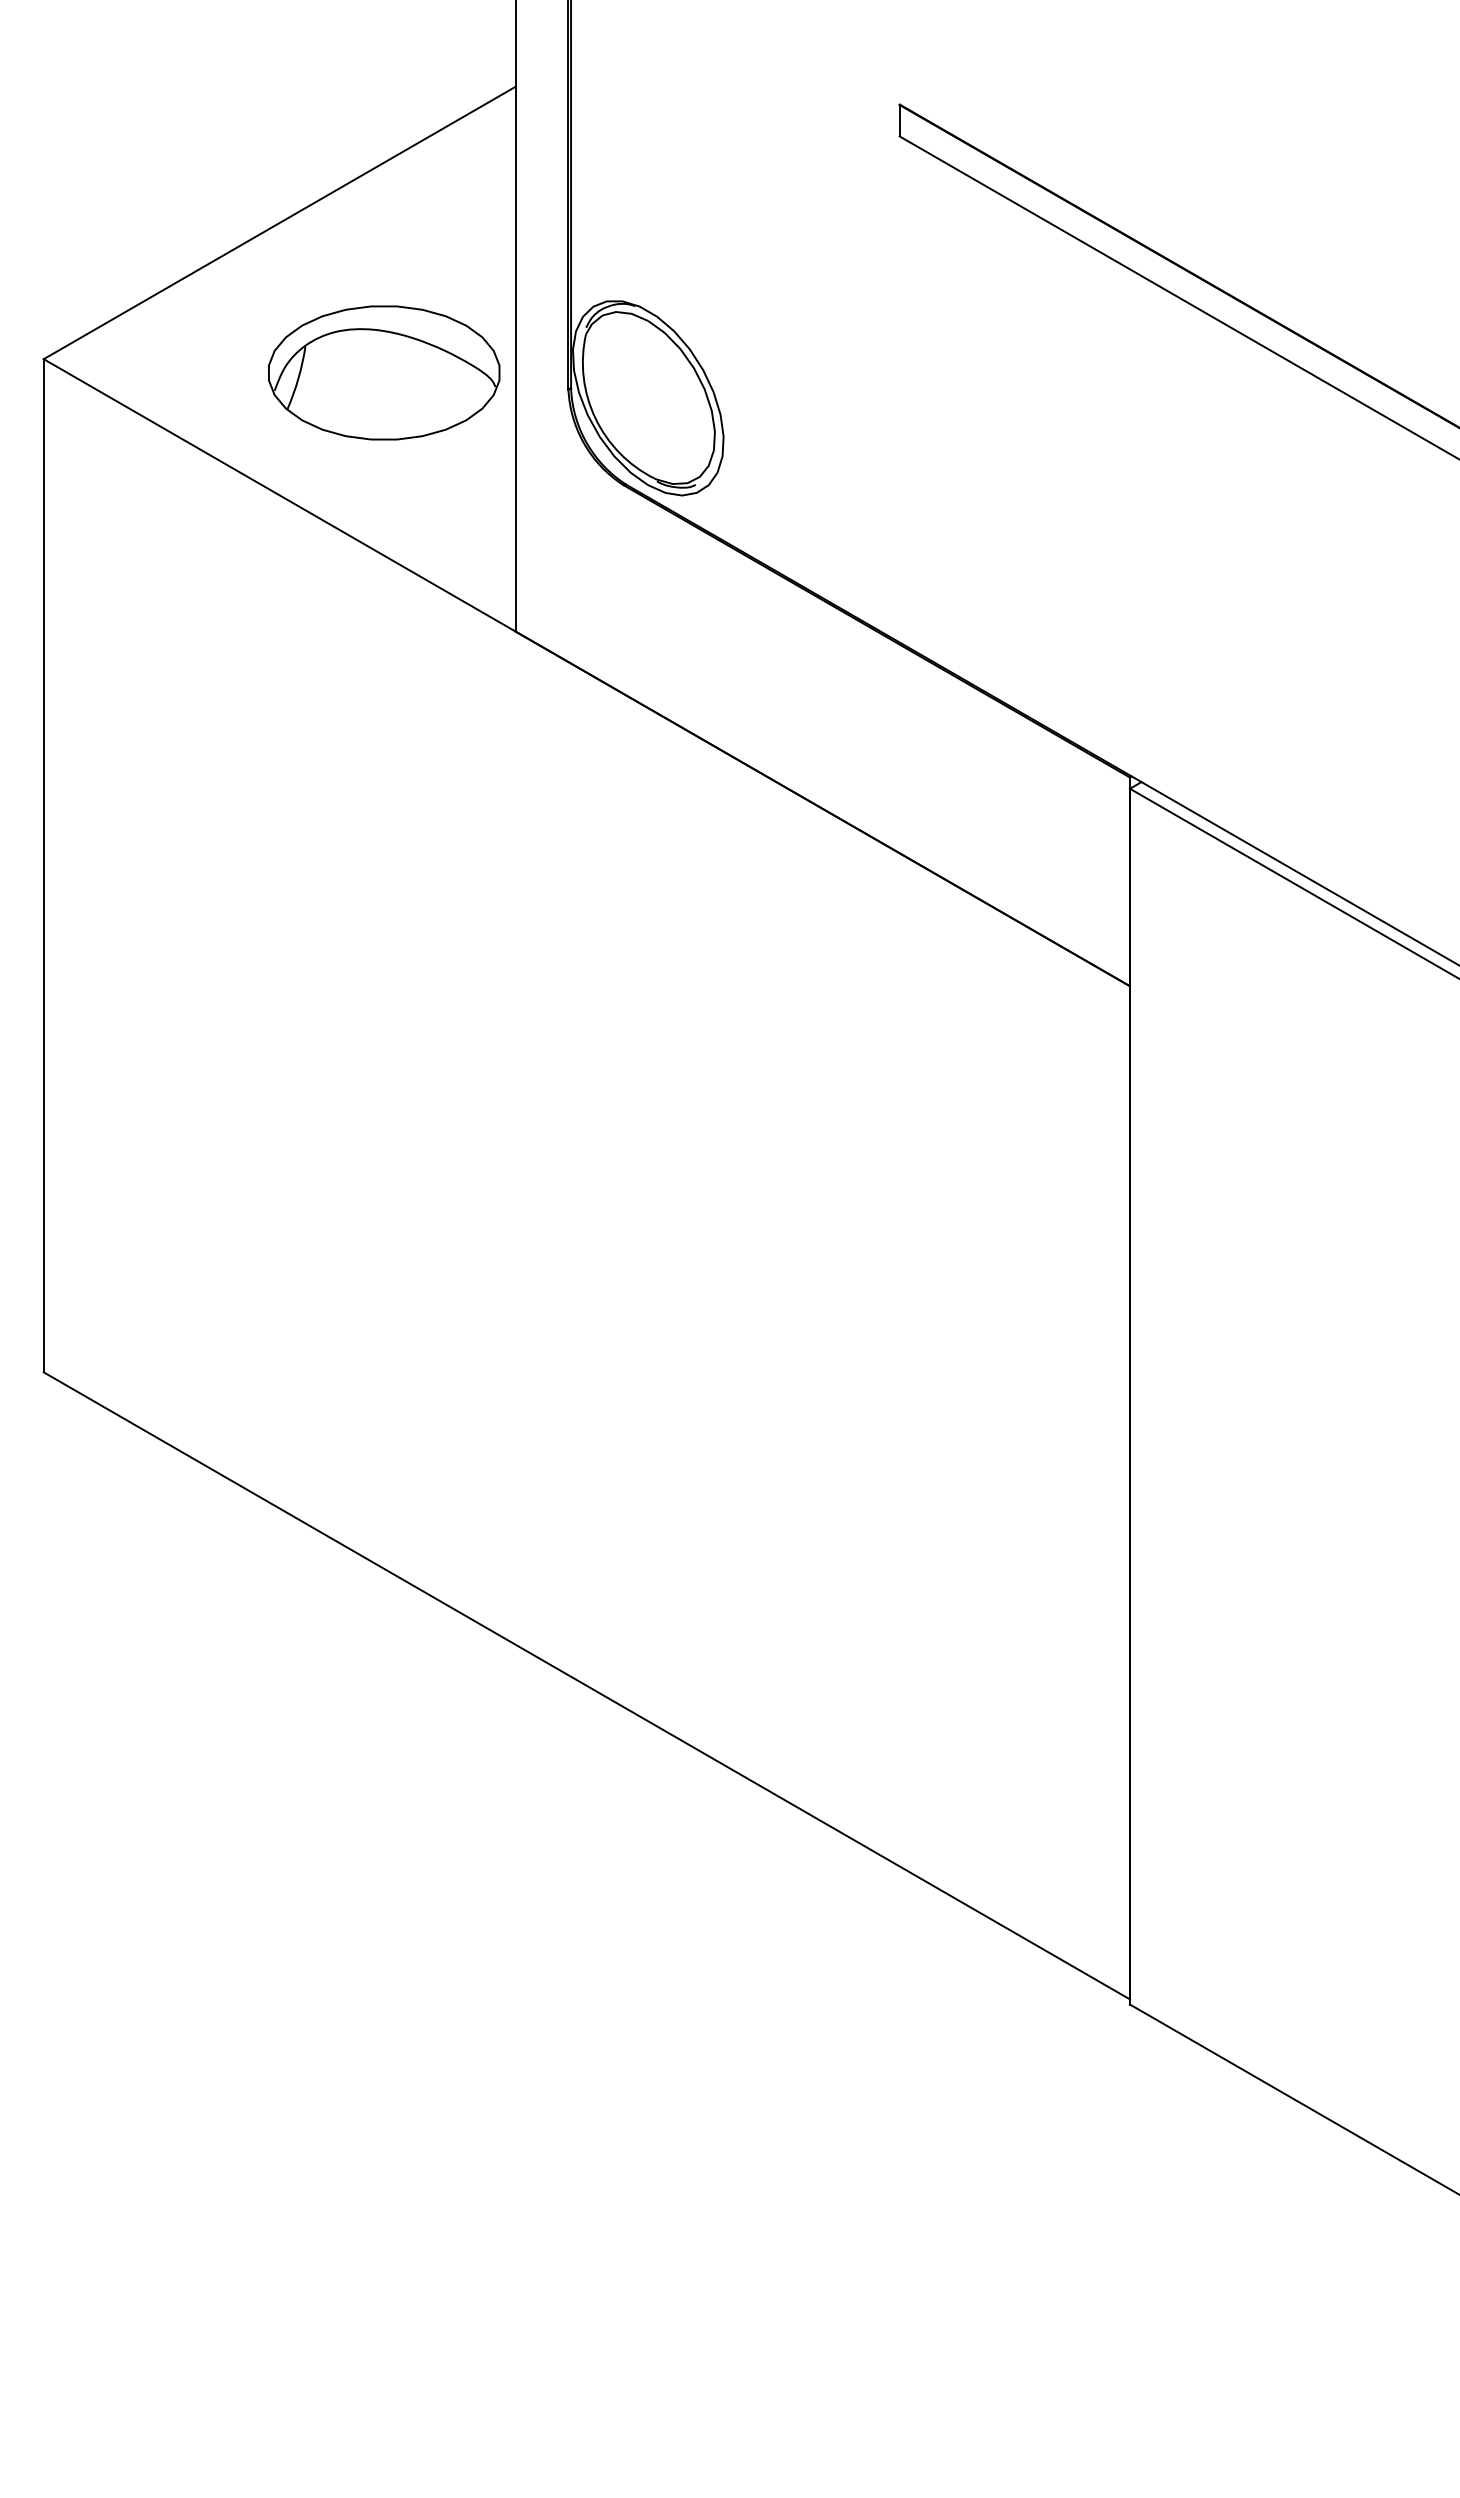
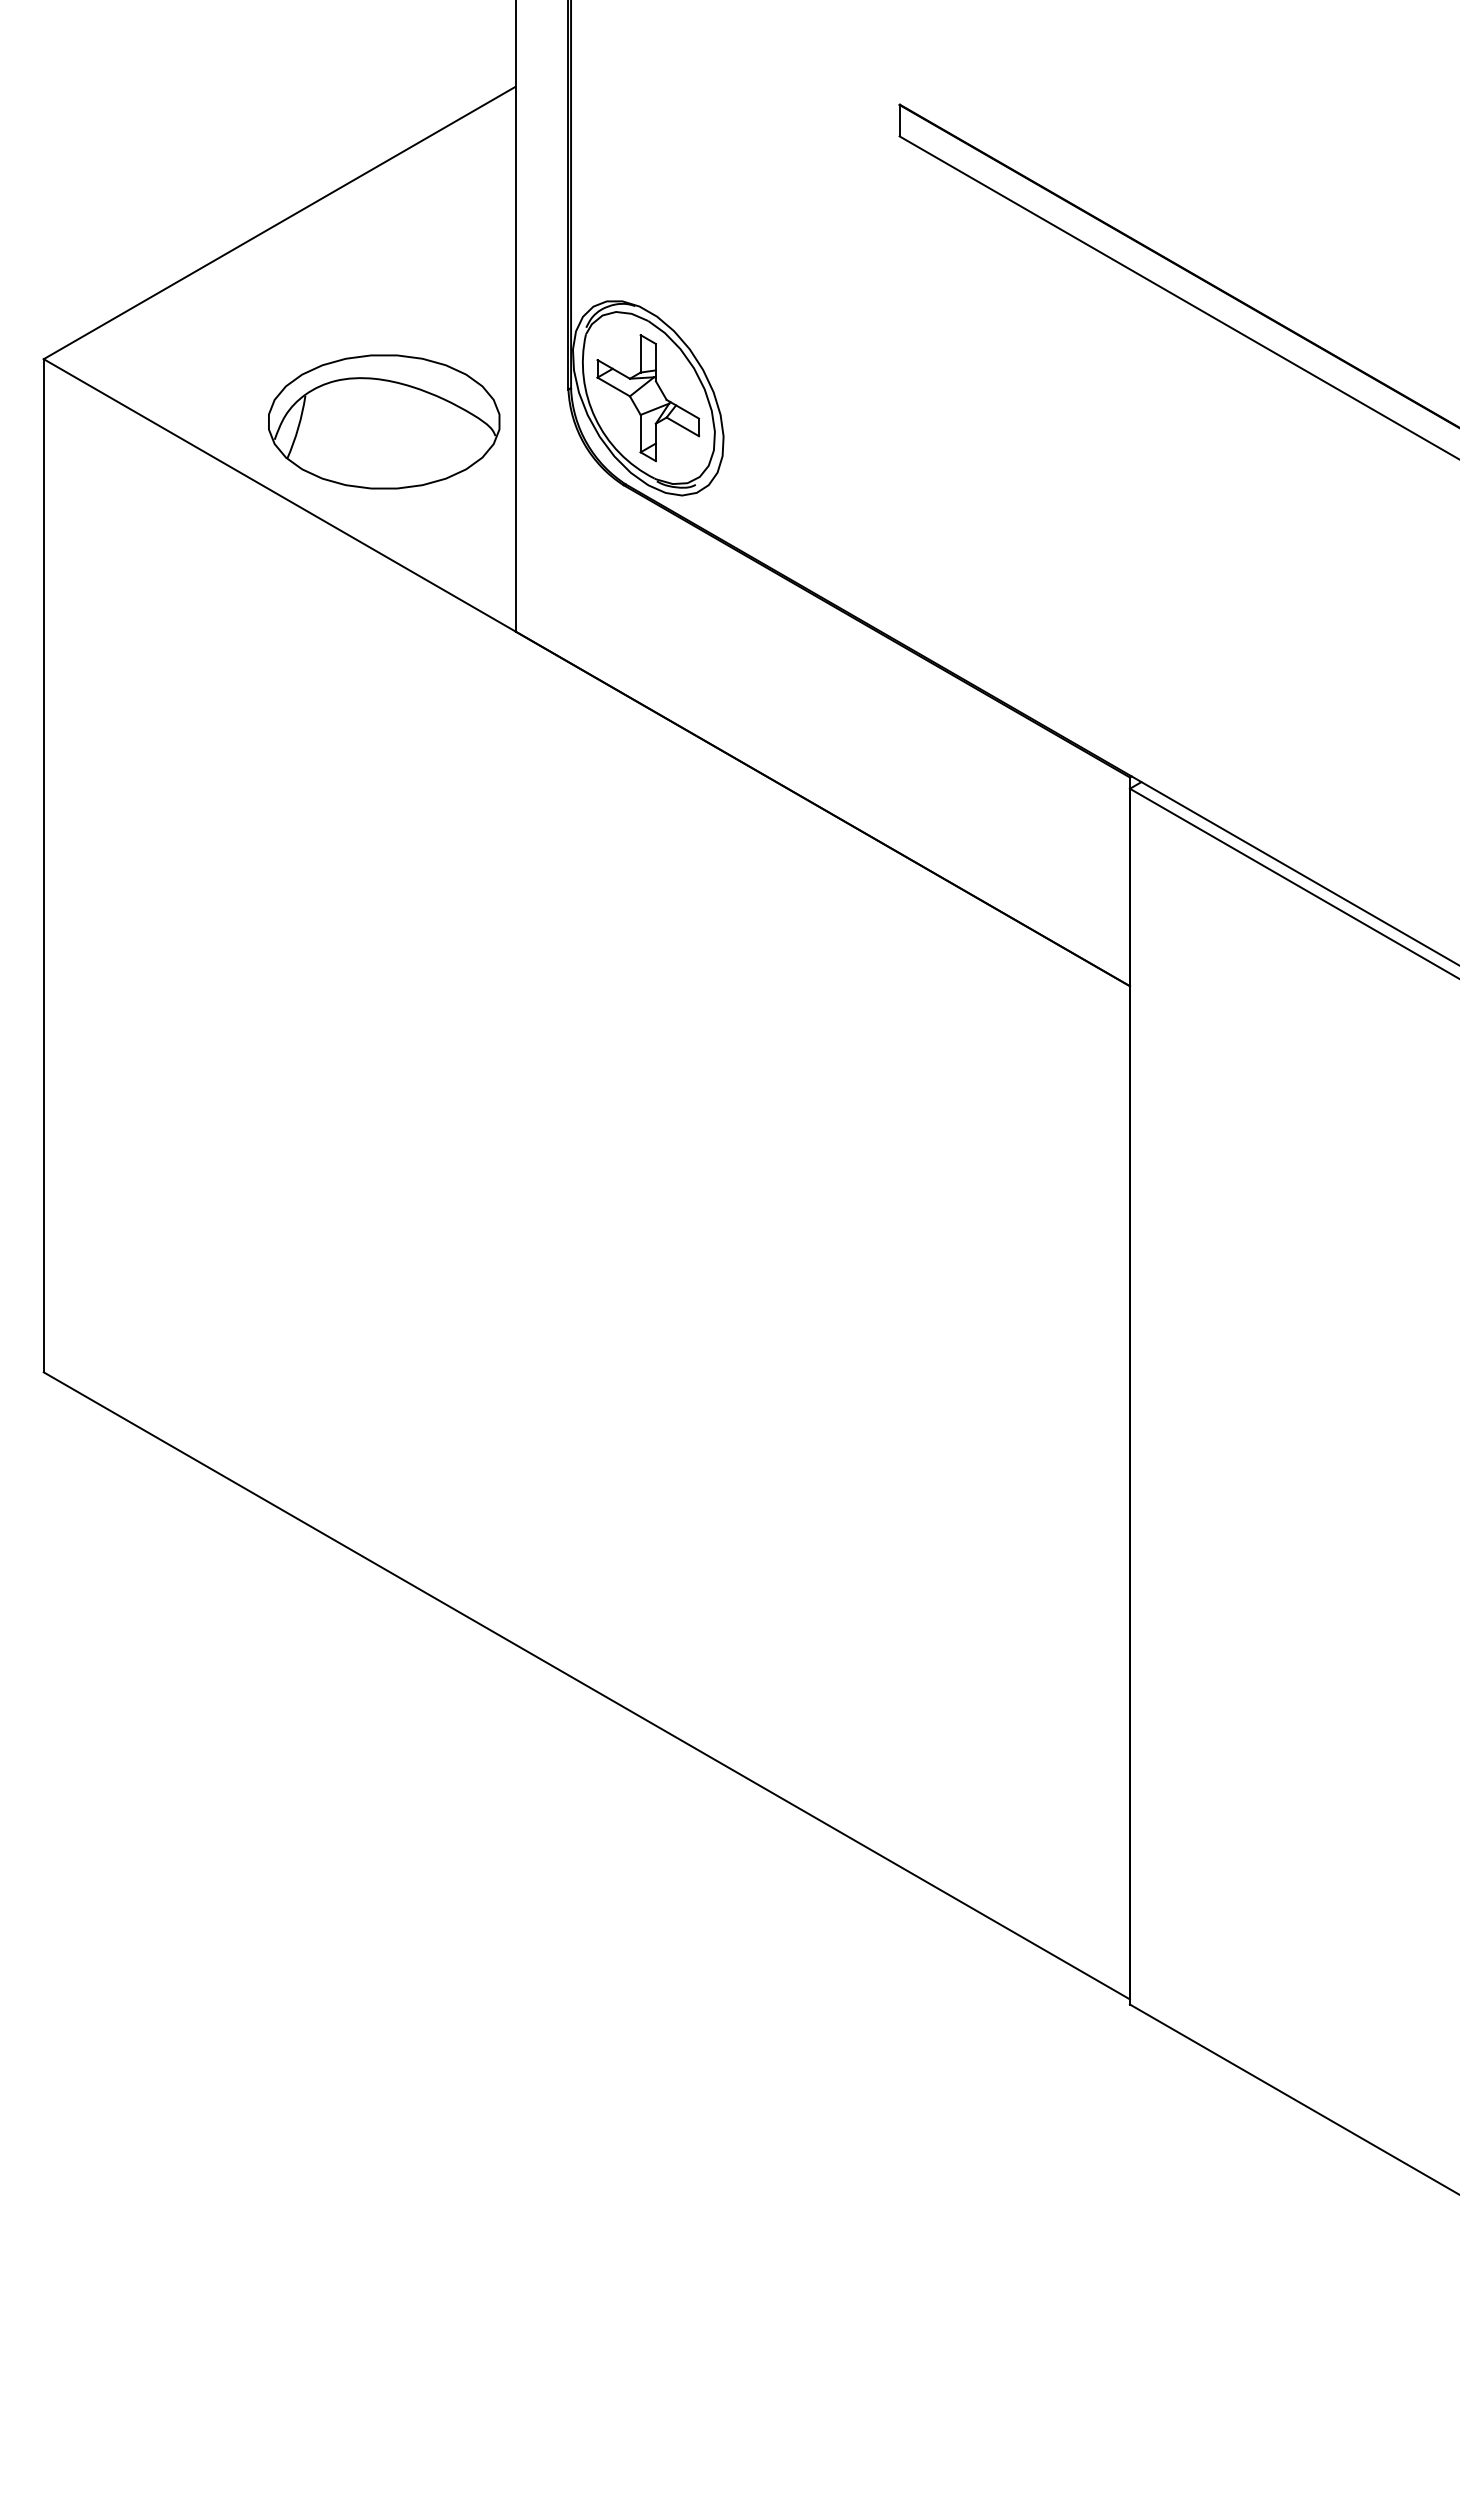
part position: (384, 372) -> (384, 421) (384, 421)
part: none -> present (648, 398)
